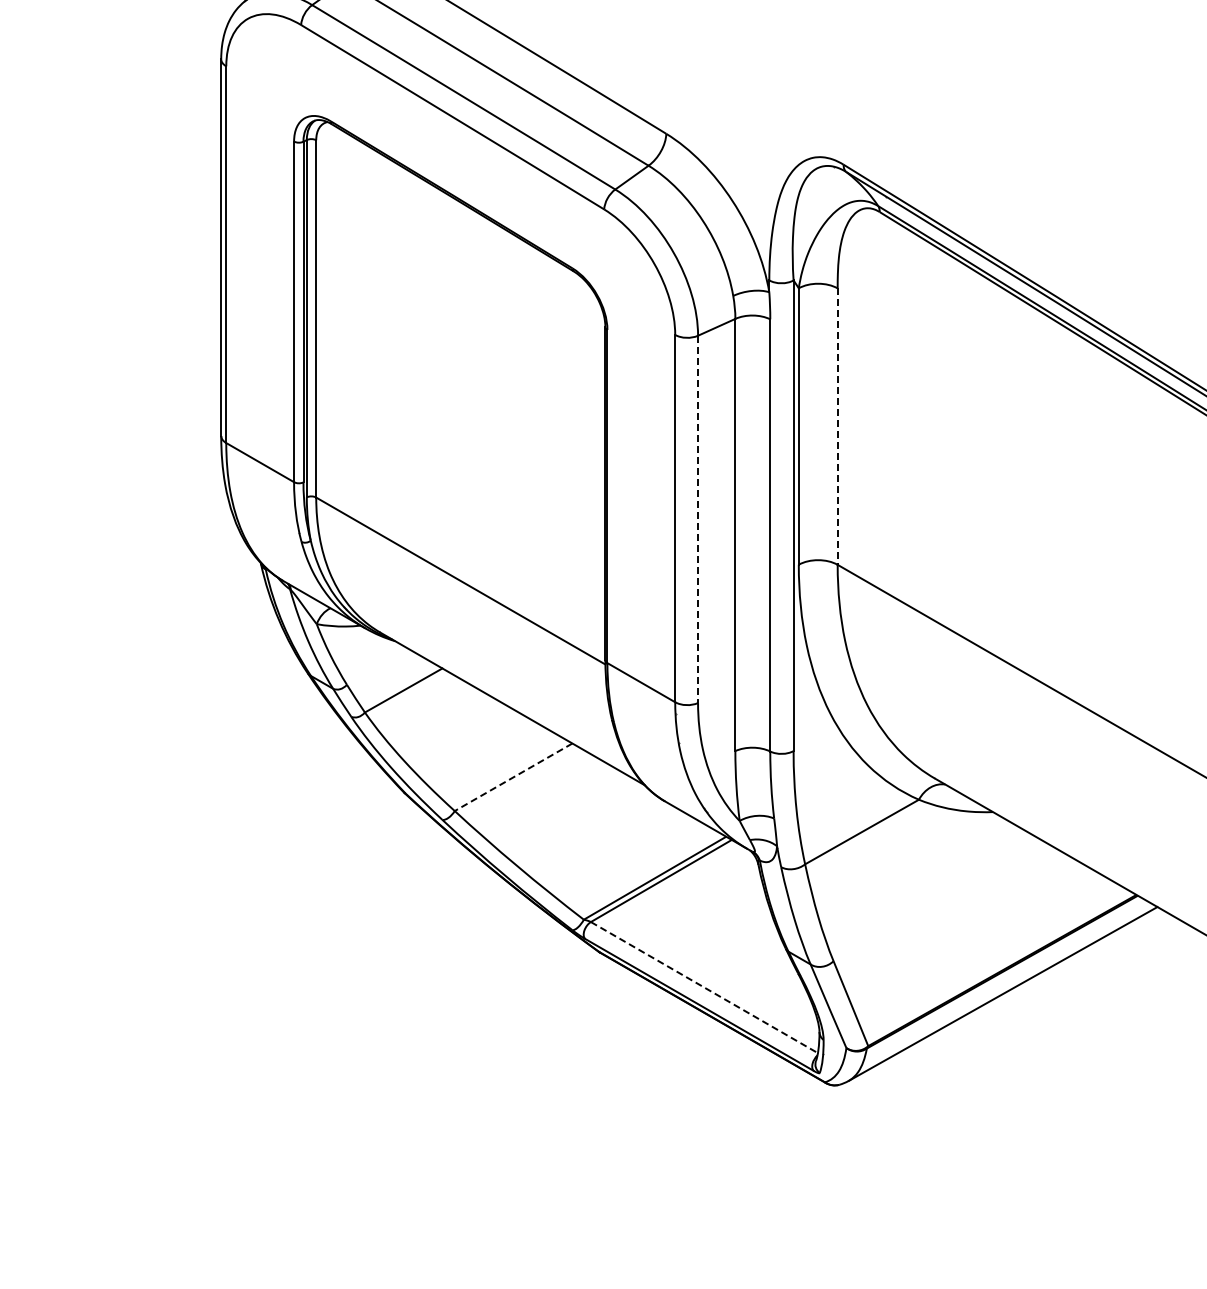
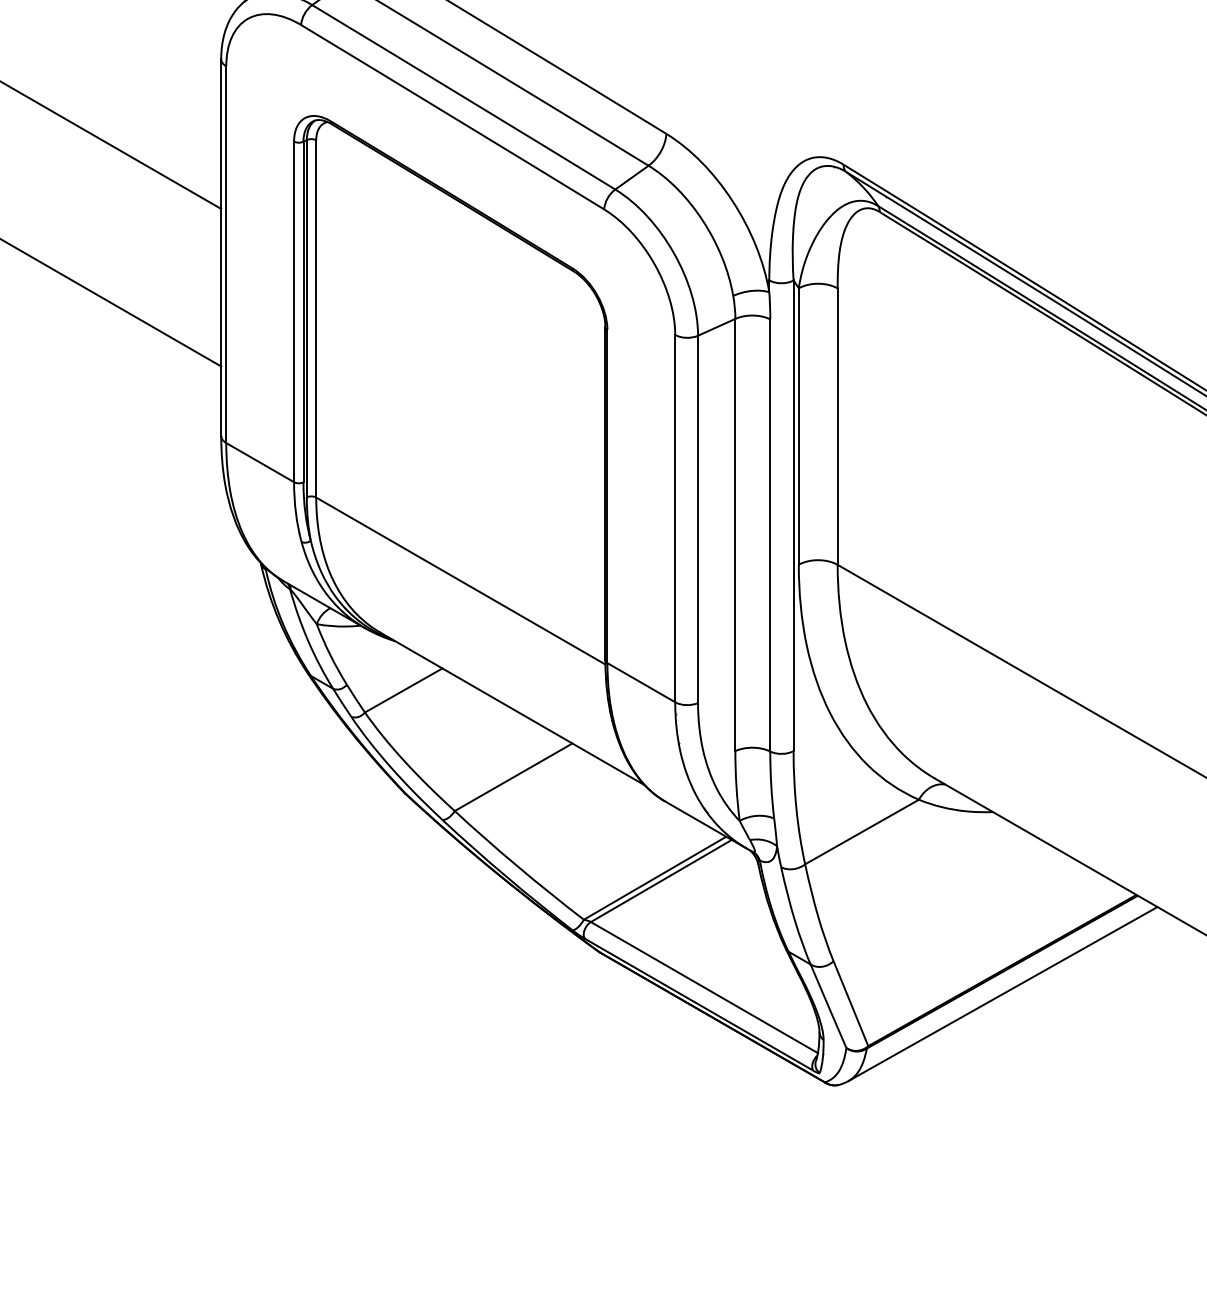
line: none -> present (111, 145)
line: none -> present (111, 302)
line: dashed -> solid (837, 427)
line: dashed -> solid (698, 519)
line: dashed -> solid (513, 777)
line: dashed -> solid (704, 987)
